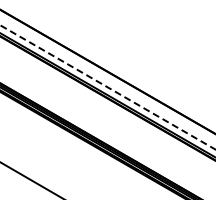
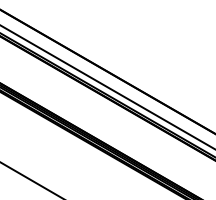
line: dashed -> solid (108, 87)
